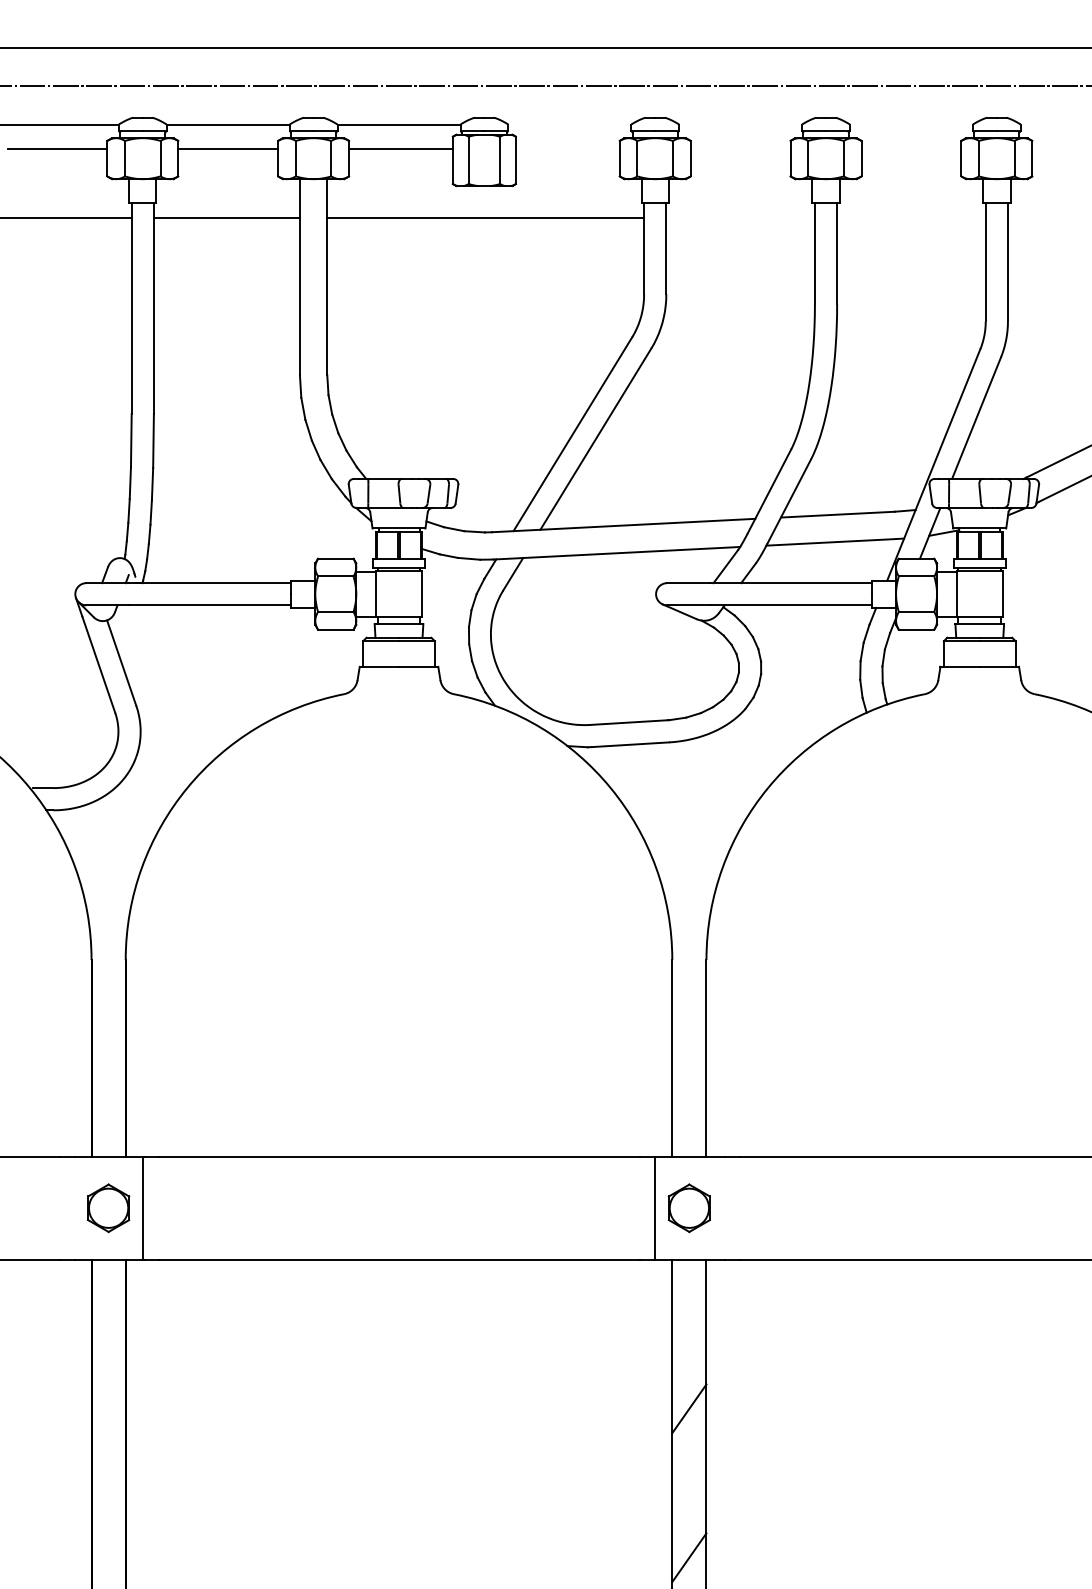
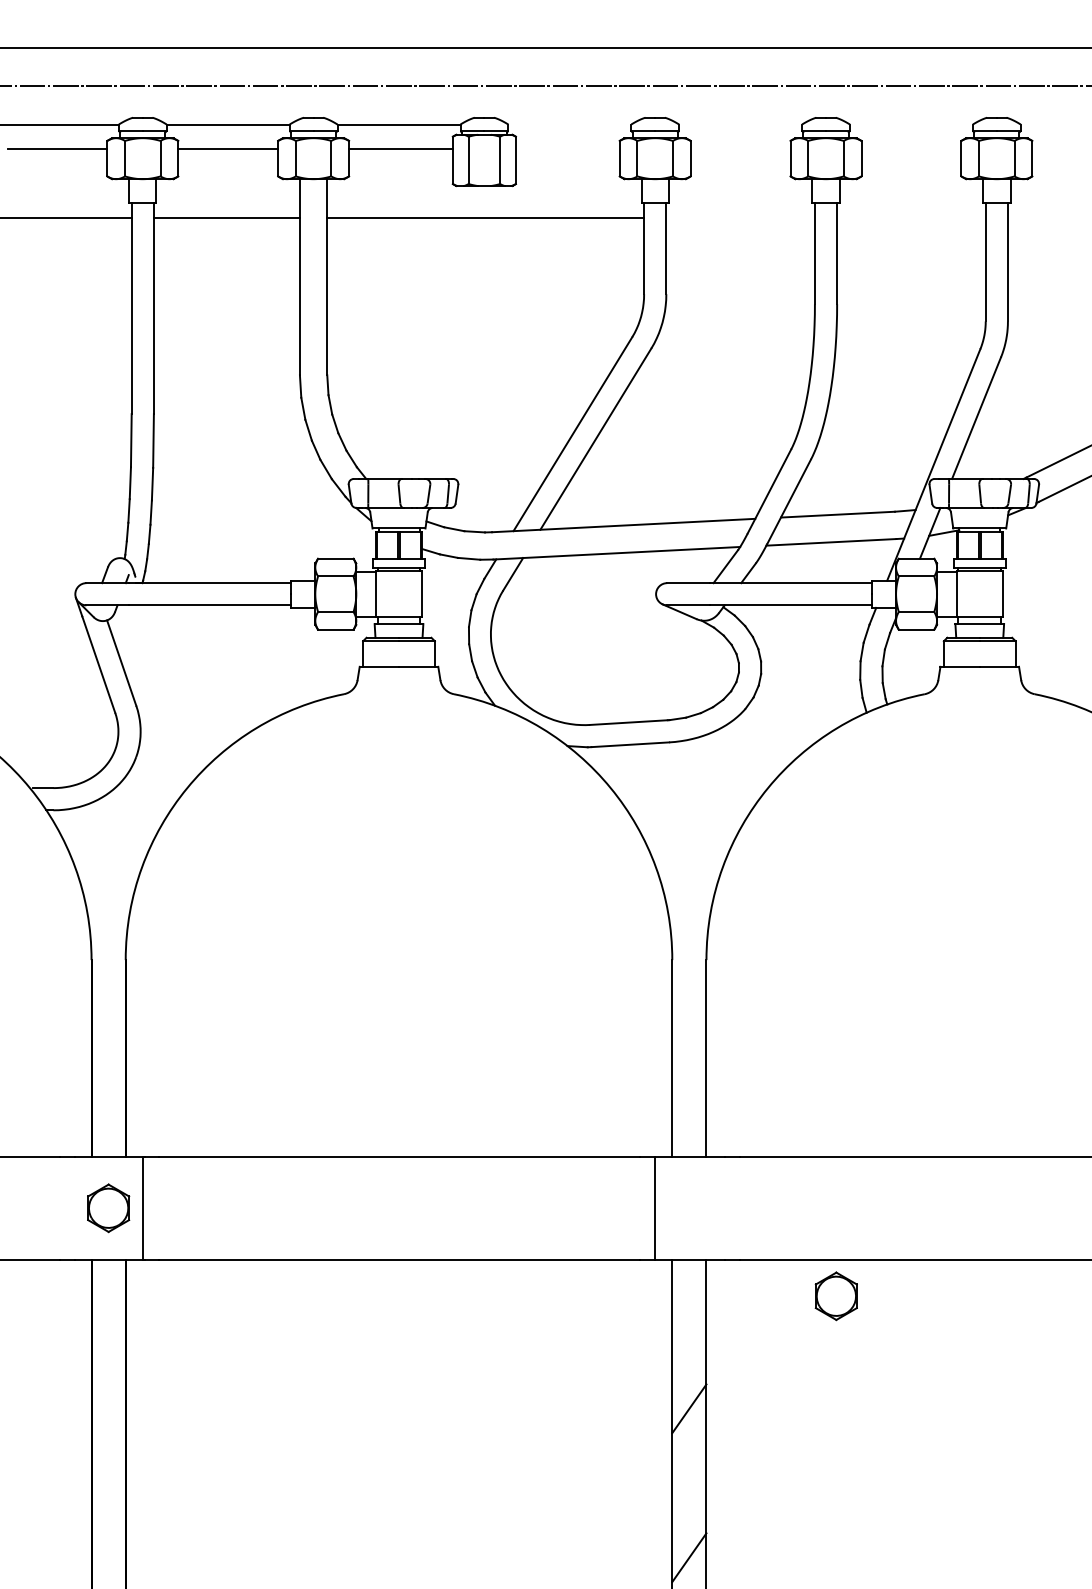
part position: (688, 1208) -> (835, 1296) (835, 1296)
